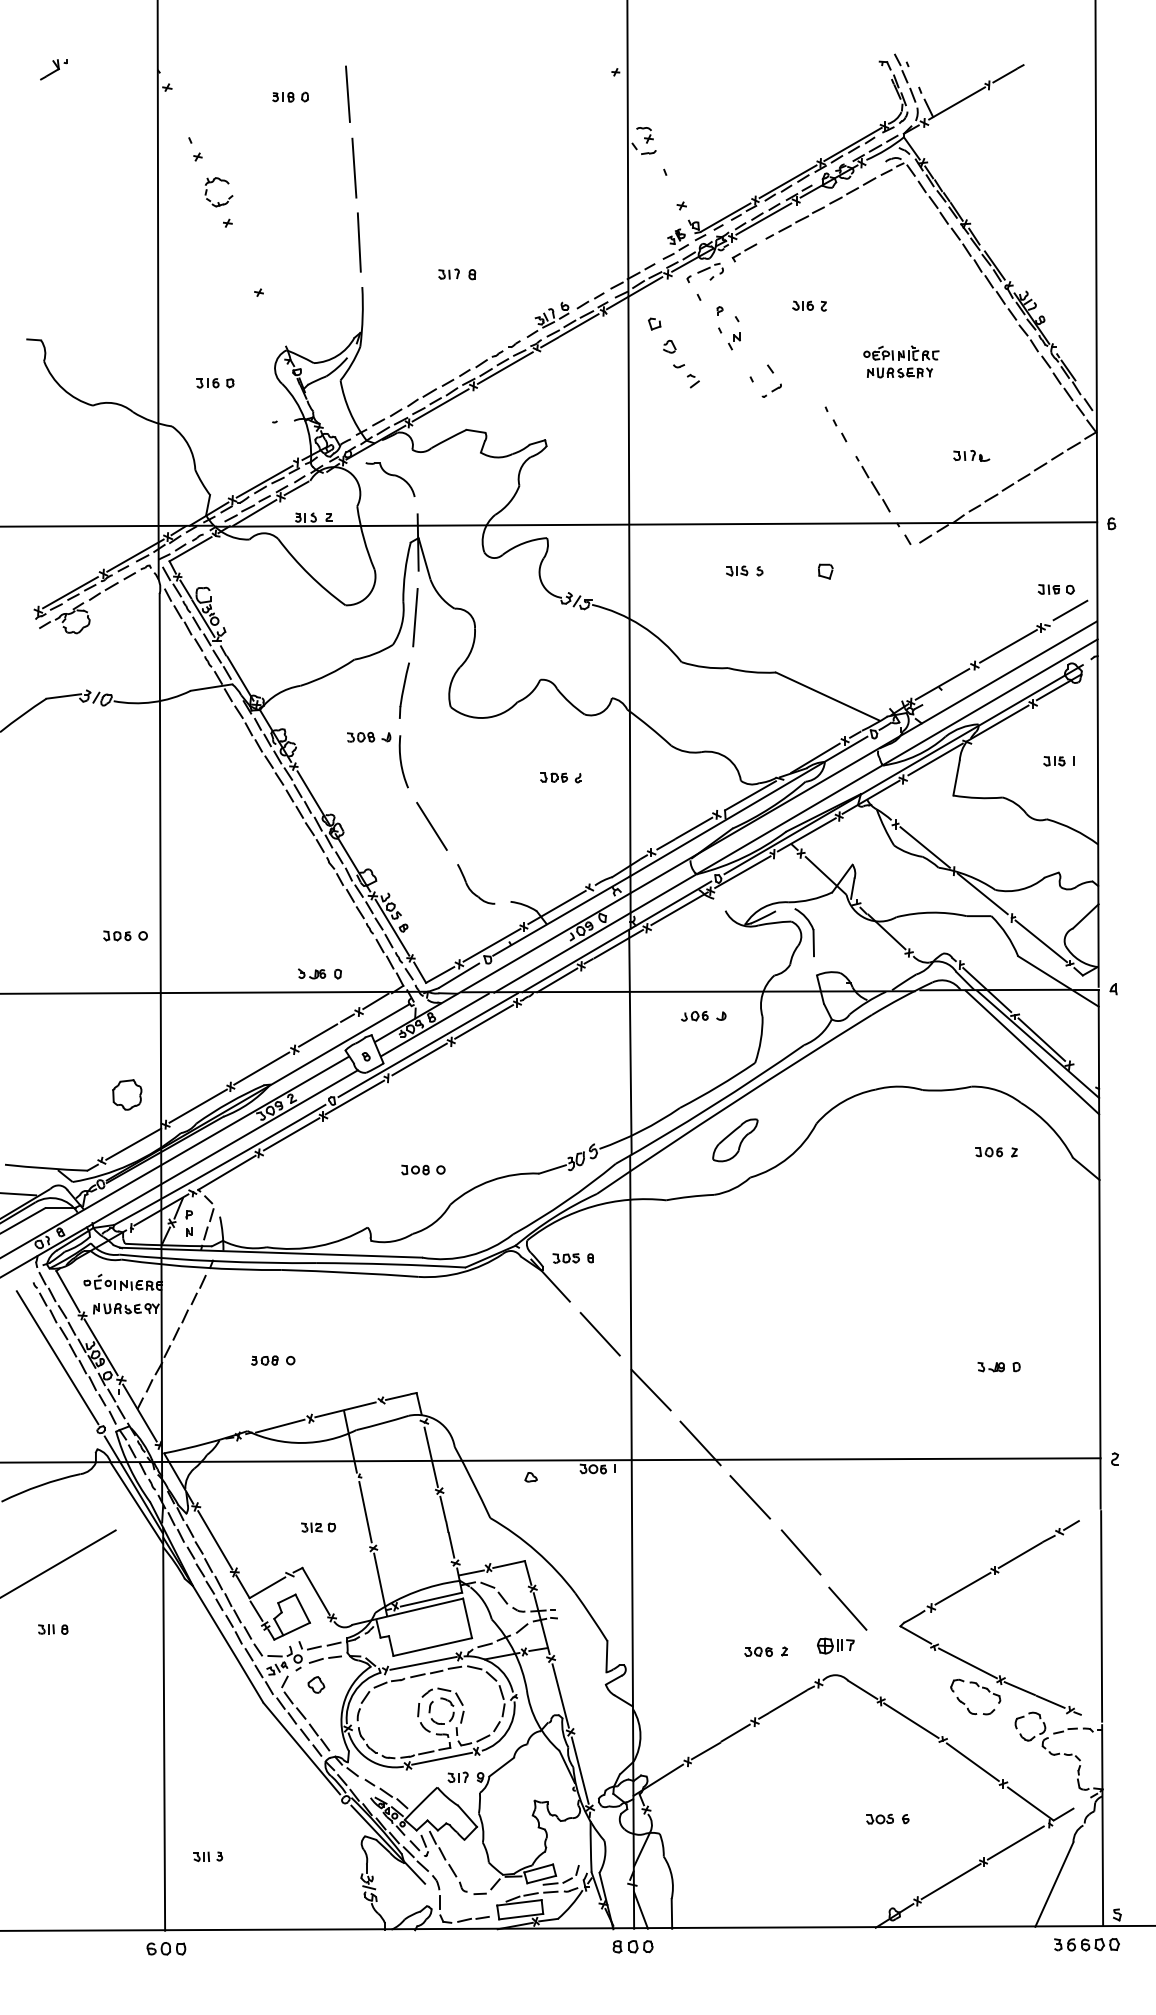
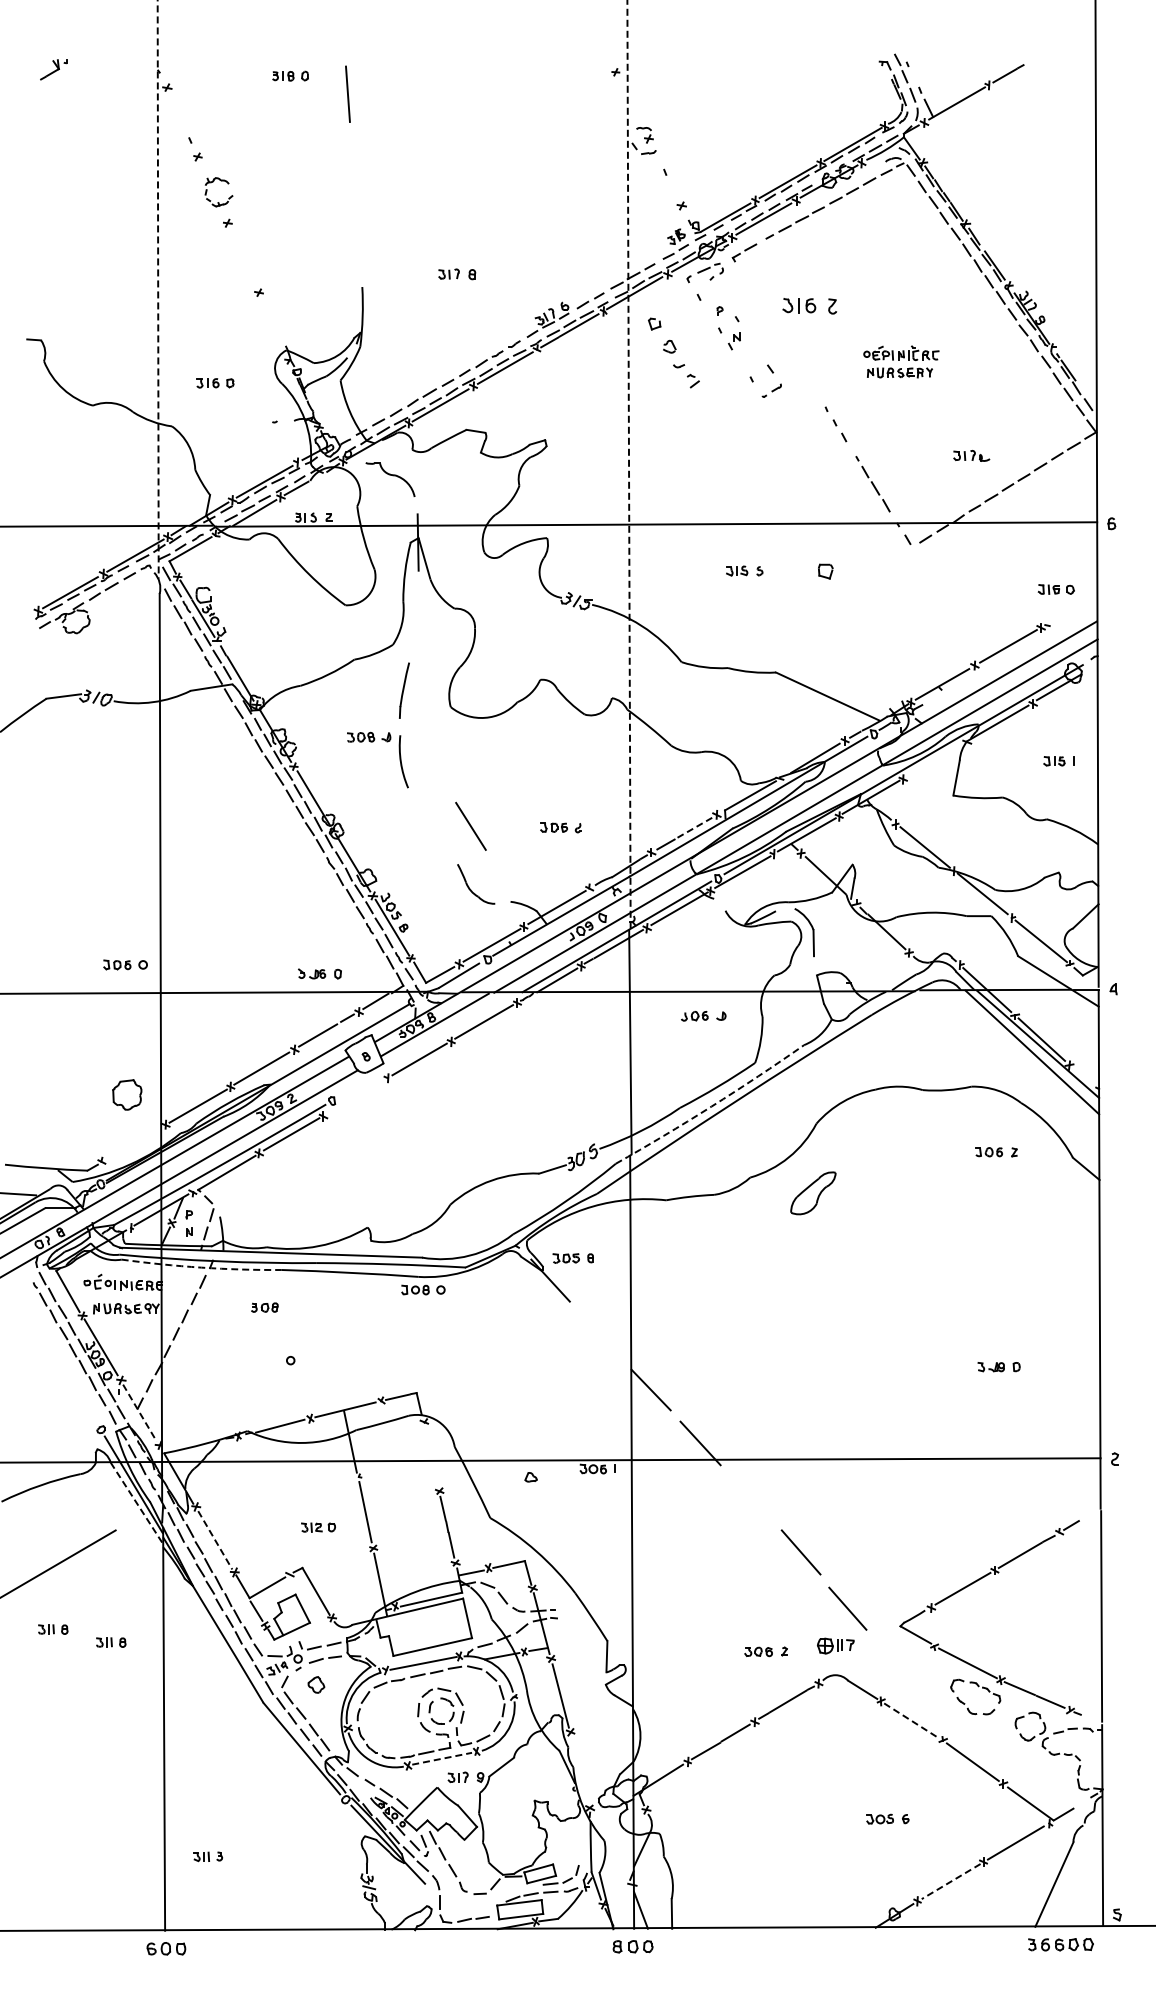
part position: (290, 96) -> (290, 75) (290, 75)
line: present -> none (354, 167)
line: present -> none (358, 242)
line: solid -> dashed (158, 289)
part size: 35x12 px -> 56x17 px (809, 306)
line: solid -> dashed (629, 464)
line: present -> none (1070, 610)
line: present -> none (415, 617)
line: present -> none (935, 759)
part position: (560, 777) -> (560, 827) (560, 827)
line position: (431, 825) -> (470, 825) (470, 825)
line: solid -> dashed (694, 828)
part position: (125, 935) -> (125, 964) (125, 964)
line: present -> none (427, 1045)
line: present -> none (354, 1097)
arc: solid -> dashed (711, 1106)
part position: (735, 1140) -> (813, 1193) (813, 1193)
line: present -> none (133, 1143)
part position: (423, 1169) -> (423, 1289) (423, 1289)
arc: solid -> dashed (201, 1267)
line: present -> none (599, 1333)
line: present -> none (57, 1357)
part position: (264, 1360) -> (264, 1307) (264, 1307)
line: solid -> dashed (140, 1413)
line: present -> none (430, 1456)
line: present -> none (750, 1497)
line: solid -> dashed (136, 1503)
line: solid -> dashed (215, 1540)
part: none -> present (111, 1642)
line: solid -> dashed (911, 1720)
line: solid -> dashed (442, 1758)
line: present -> none (579, 1770)
line: solid -> dashed (950, 1881)
part position: (1086, 1944) -> (1060, 1944) (1060, 1944)
